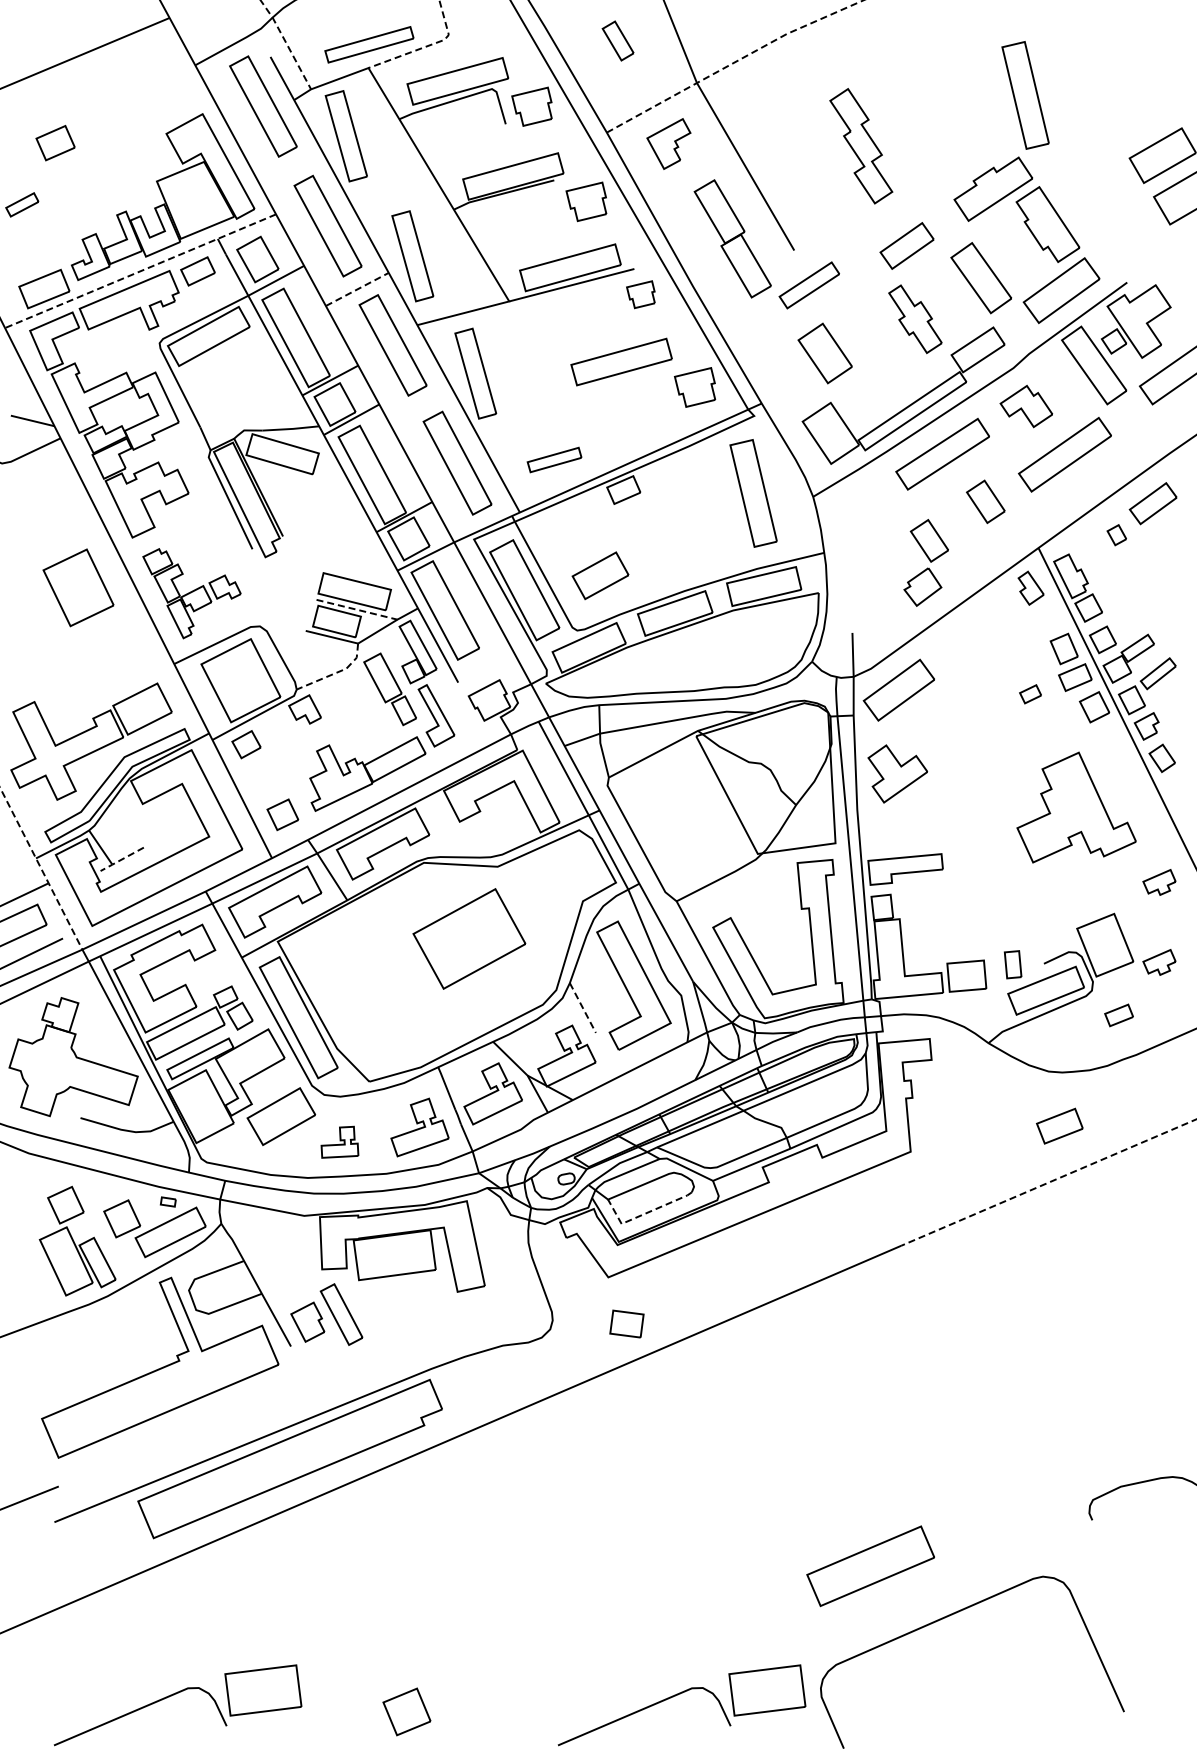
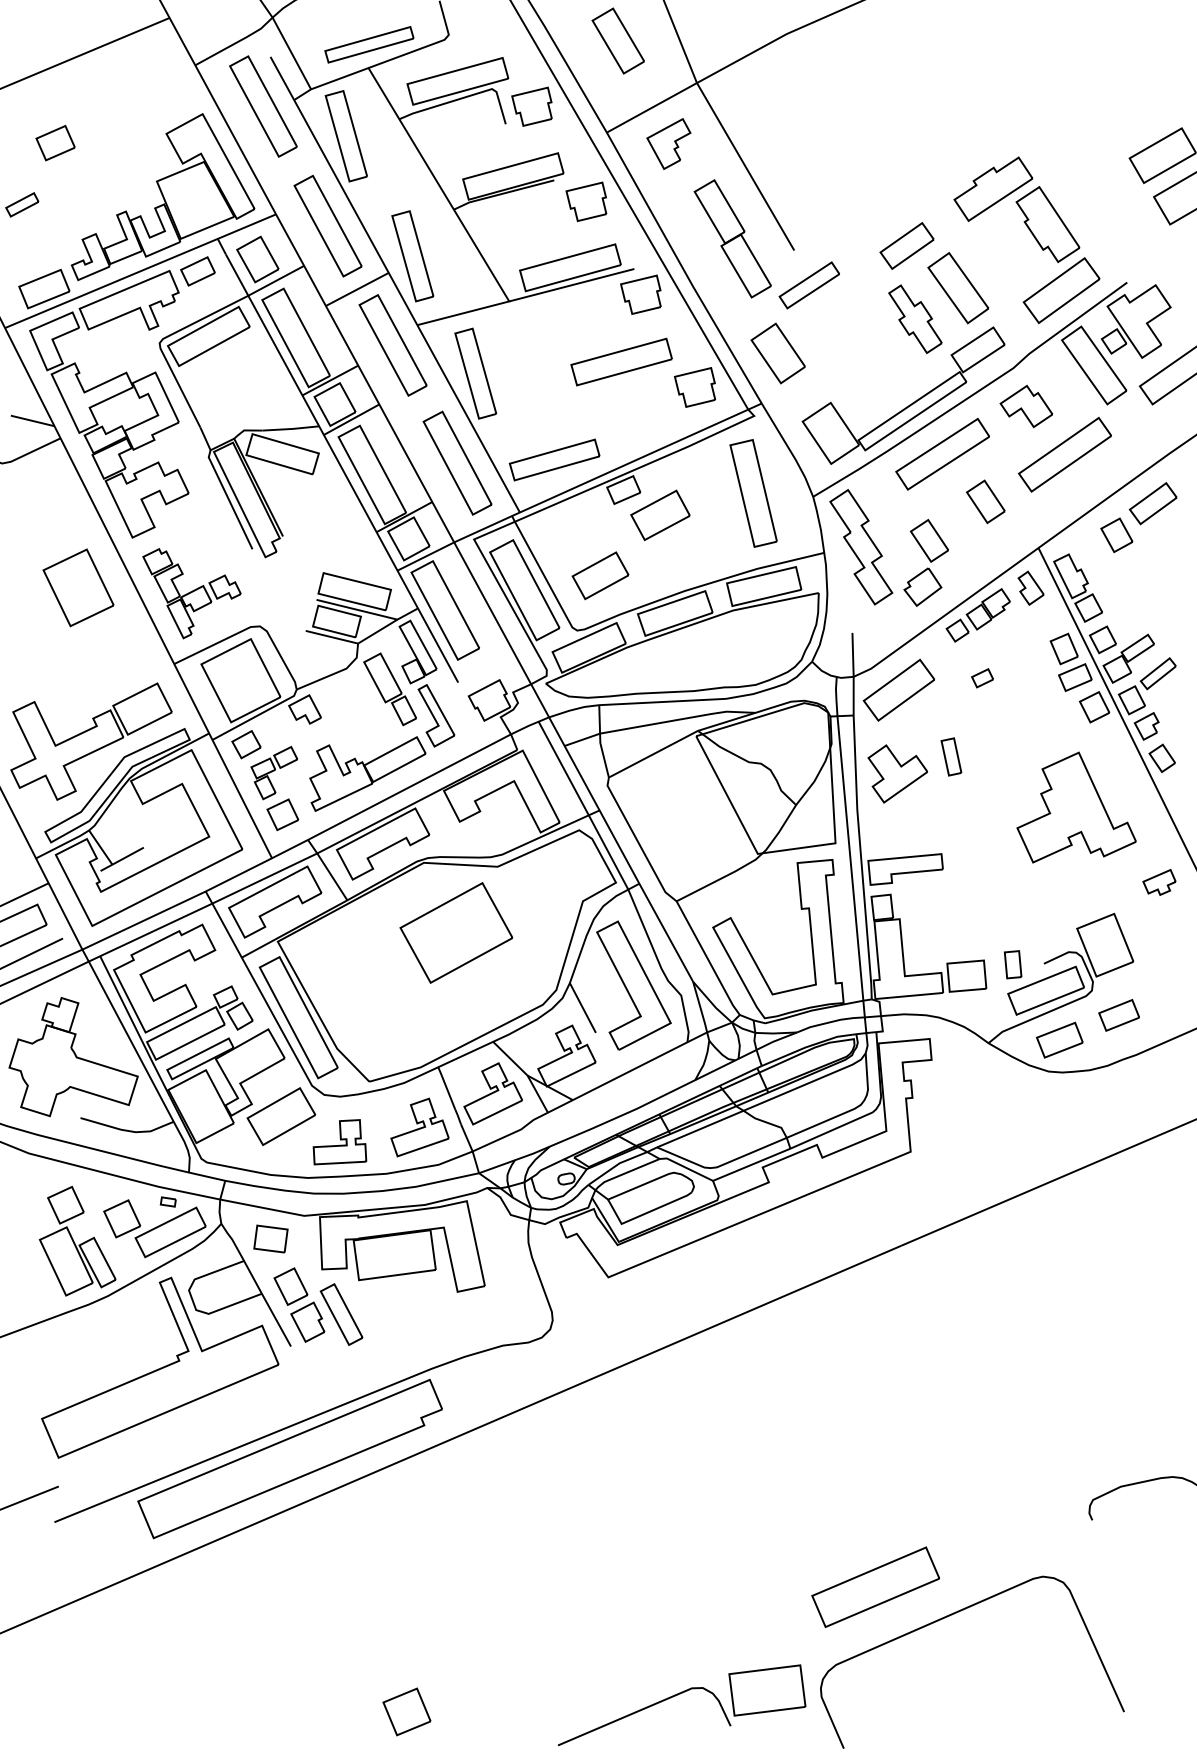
part size: 34x42 px -> 54x68 px (617, 40)
line: dashed -> solid (286, 43)
line: dashed -> solid (426, 46)
line: dashed -> solid (733, 63)
part: present -> none (1025, 95)
part position: (861, 146) -> (861, 547) (861, 547)
line: dashed -> solid (141, 270)
part position: (981, 278) -> (958, 288) (958, 288)
line: dashed -> solid (357, 289)
part size: 30x30 px -> 42x41 px (640, 294)
part position: (824, 353) -> (777, 353) (777, 353)
part size: 57x28 px -> 93x44 px (554, 459)
part: none -> present (660, 515)
part size: 21x23 px -> 34x36 px (1116, 534)
line: dashed -> solid (357, 609)
part: none -> present (977, 615)
line: dashed -> solid (335, 673)
part position: (1030, 694) -> (982, 678) (982, 678)
part: none -> present (951, 756)
part: none -> present (274, 773)
line: dashed -> solid (121, 859)
line: dashed -> solid (41, 869)
part position: (469, 938) -> (456, 932) (456, 932)
part: present -> none (1159, 962)
line: dashed -> solid (583, 1008)
part size: 30x25 px -> 42x33 px (1118, 1015)
part position: (1059, 1125) -> (1059, 1039) (1059, 1039)
part size: 40x34 px -> 56x47 px (339, 1142)
line: dashed -> solid (1049, 1182)
line: dashed -> solid (644, 1214)
part: none -> present (290, 1286)
part position: (626, 1323) -> (270, 1238) (270, 1238)
part position: (870, 1566) -> (875, 1587) (875, 1587)
part: present -> none (174, 1695)
